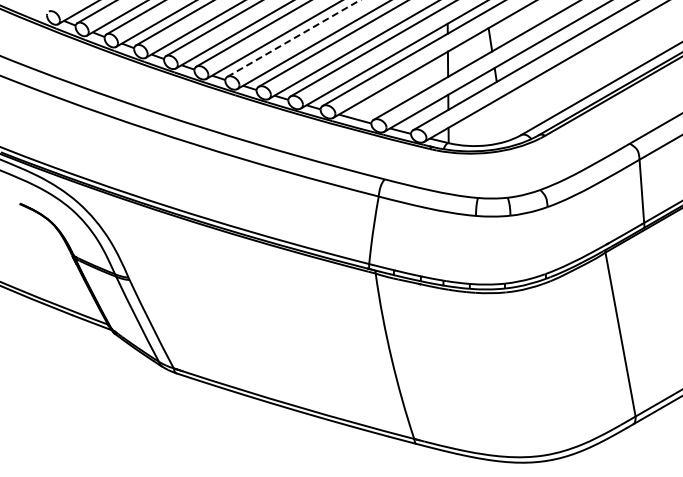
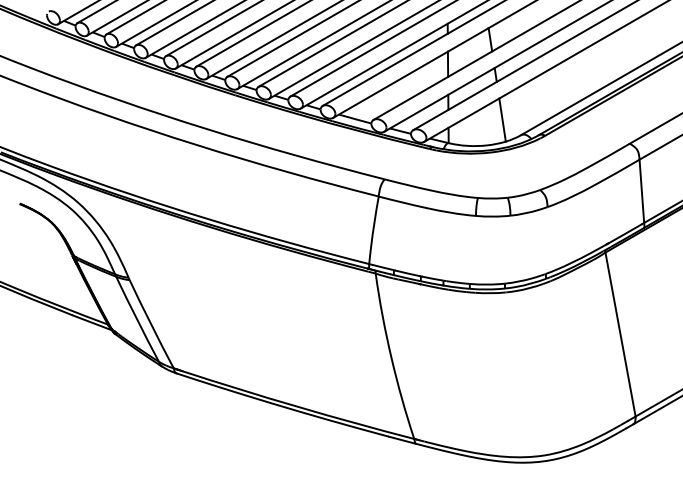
line: dashed -> solid (294, 38)
line: none -> present (502, 119)
